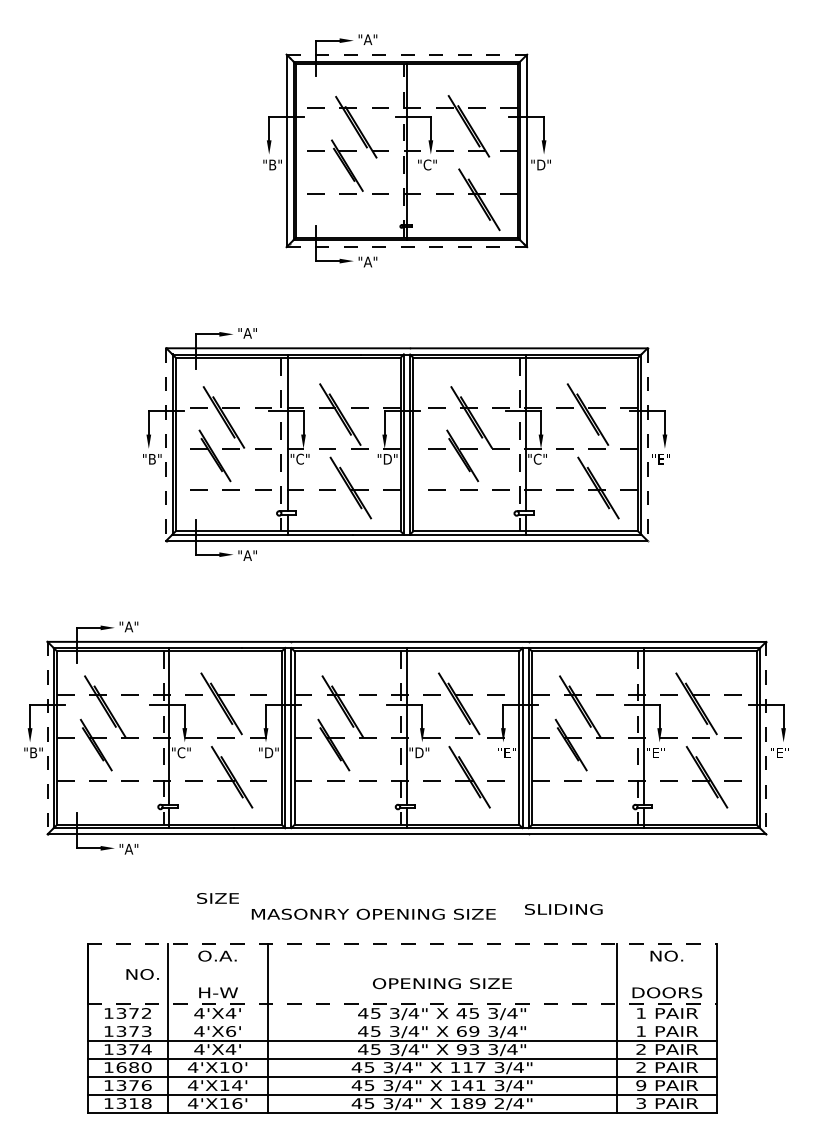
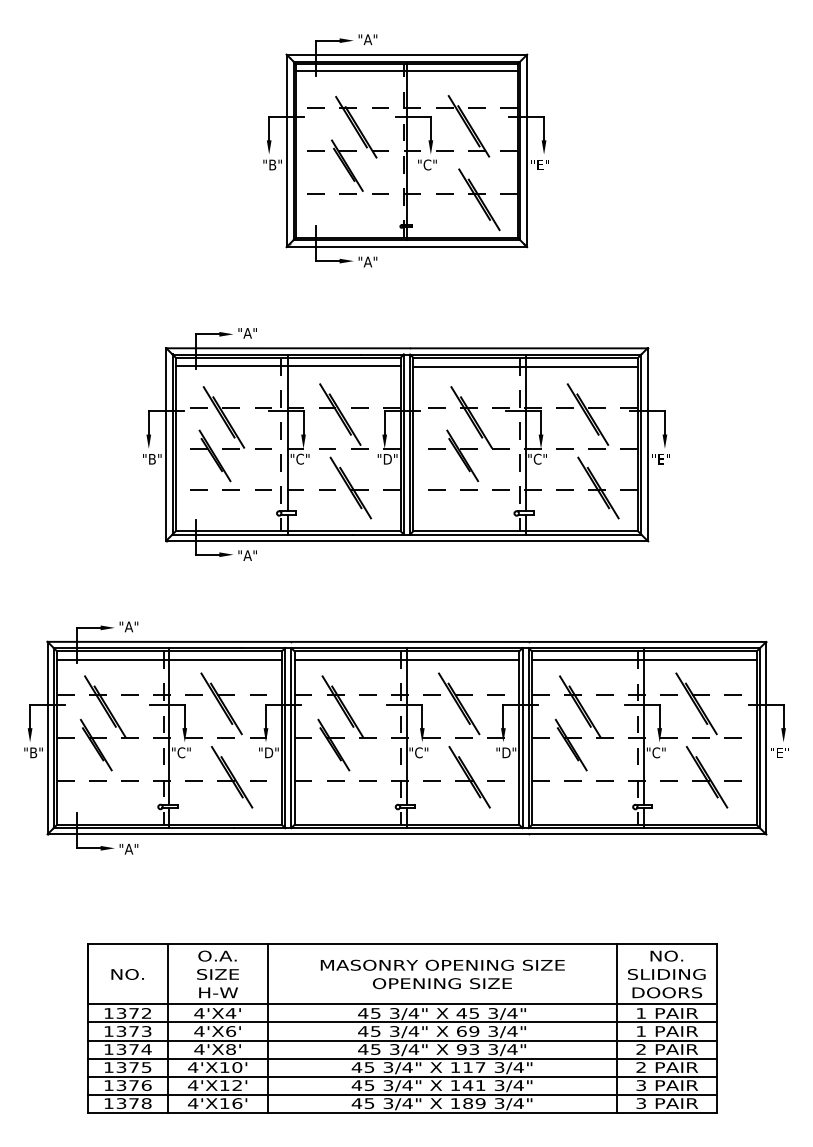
line: dashed -> solid (407, 54)
line: none -> present (406, 70)
text: "D" -> "E" (540, 164)
line: dashed -> solid (407, 247)
line: none -> present (287, 366)
line: none -> present (525, 366)
line: dashed -> solid (166, 445)
line: dashed -> solid (647, 445)
line: none -> present (169, 660)
line: none -> present (406, 660)
line: none -> present (644, 660)
line: dashed -> solid (47, 738)
line: dashed -> solid (766, 738)
text: "D" -> "C" (422, 752)
text: "E" -> "D" (506, 752)
text: "E" -> "C" (655, 752)
text position: (217, 898) -> (217, 974) (217, 974)
text position: (563, 909) -> (666, 974) (666, 974)
text position: (373, 913) -> (442, 964) (442, 964)
line: dashed -> solid (402, 944)
text position: (142, 974) -> (127, 974) (127, 974)
line: dashed -> solid (402, 1004)
line: none -> present (402, 1022)
text: 4'X4' -> 4'X8' (230, 1049)
text: 1680 -> 1375 (133, 1067)
text: 4'X14' -> 4'X12' (237, 1085)
text: 9 -> 3 (641, 1085)
text: 1318 -> 1378 (133, 1103)
text: 2/4" -> 3/4" (499, 1103)
